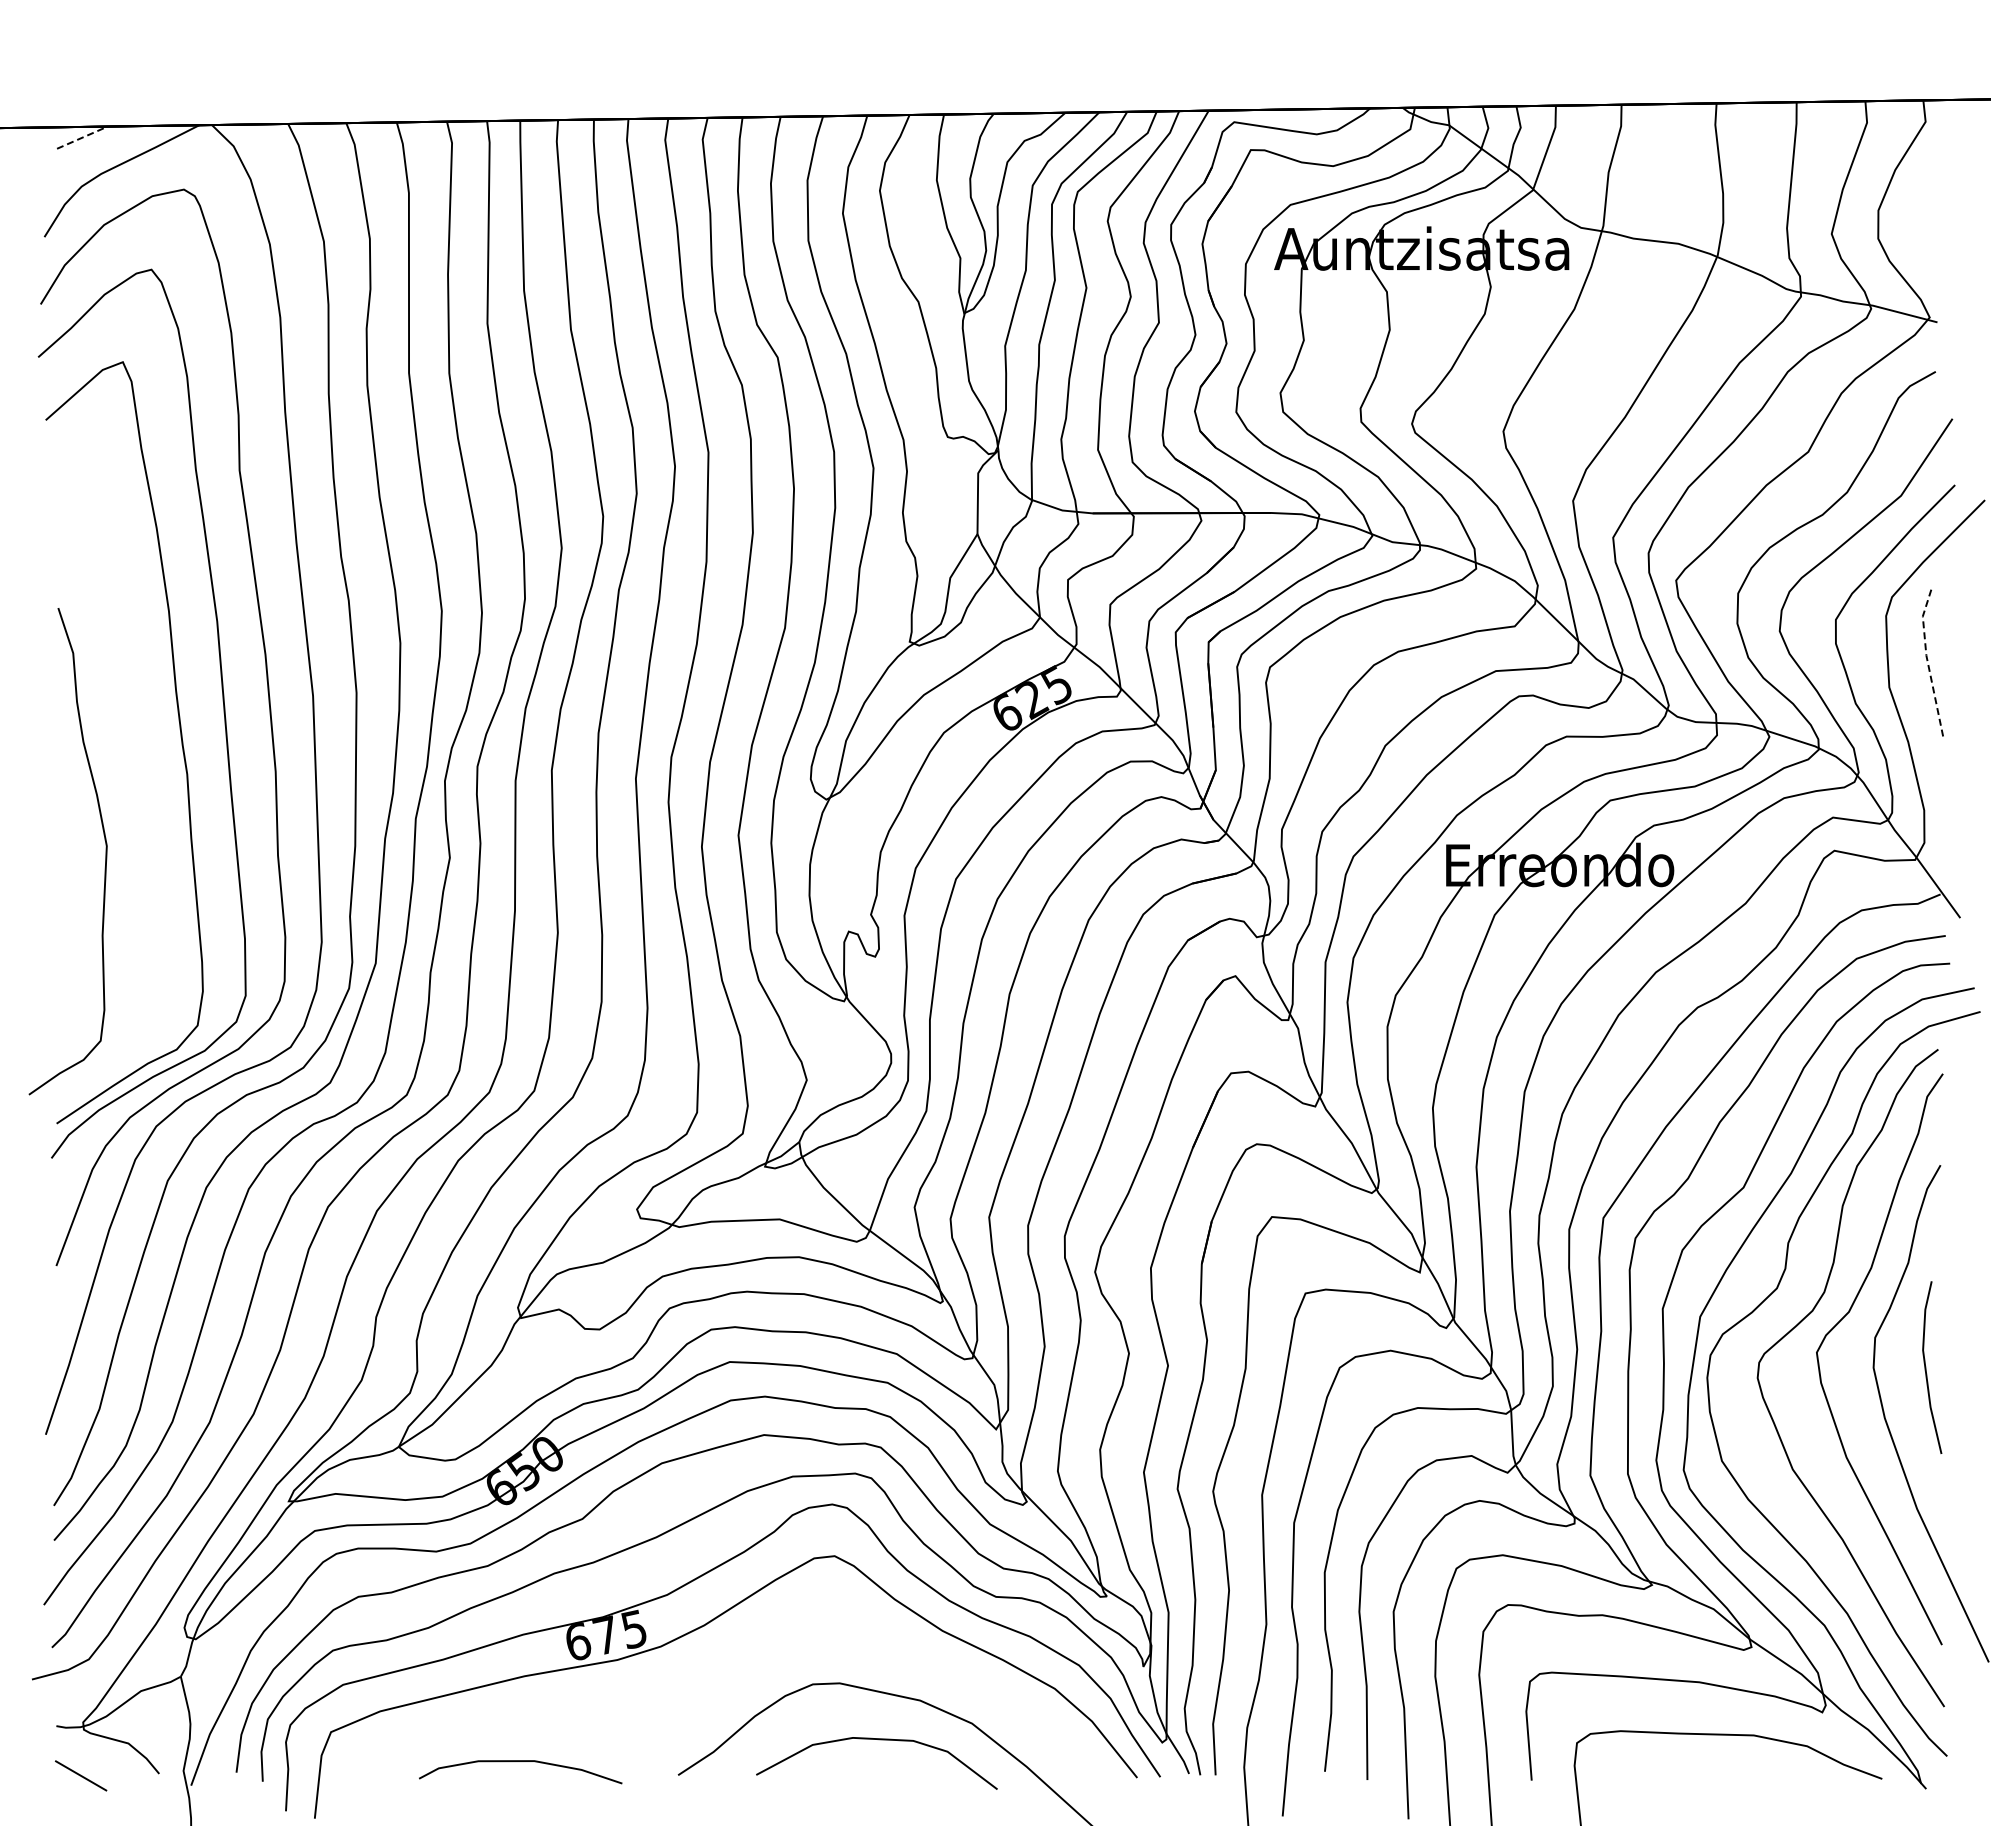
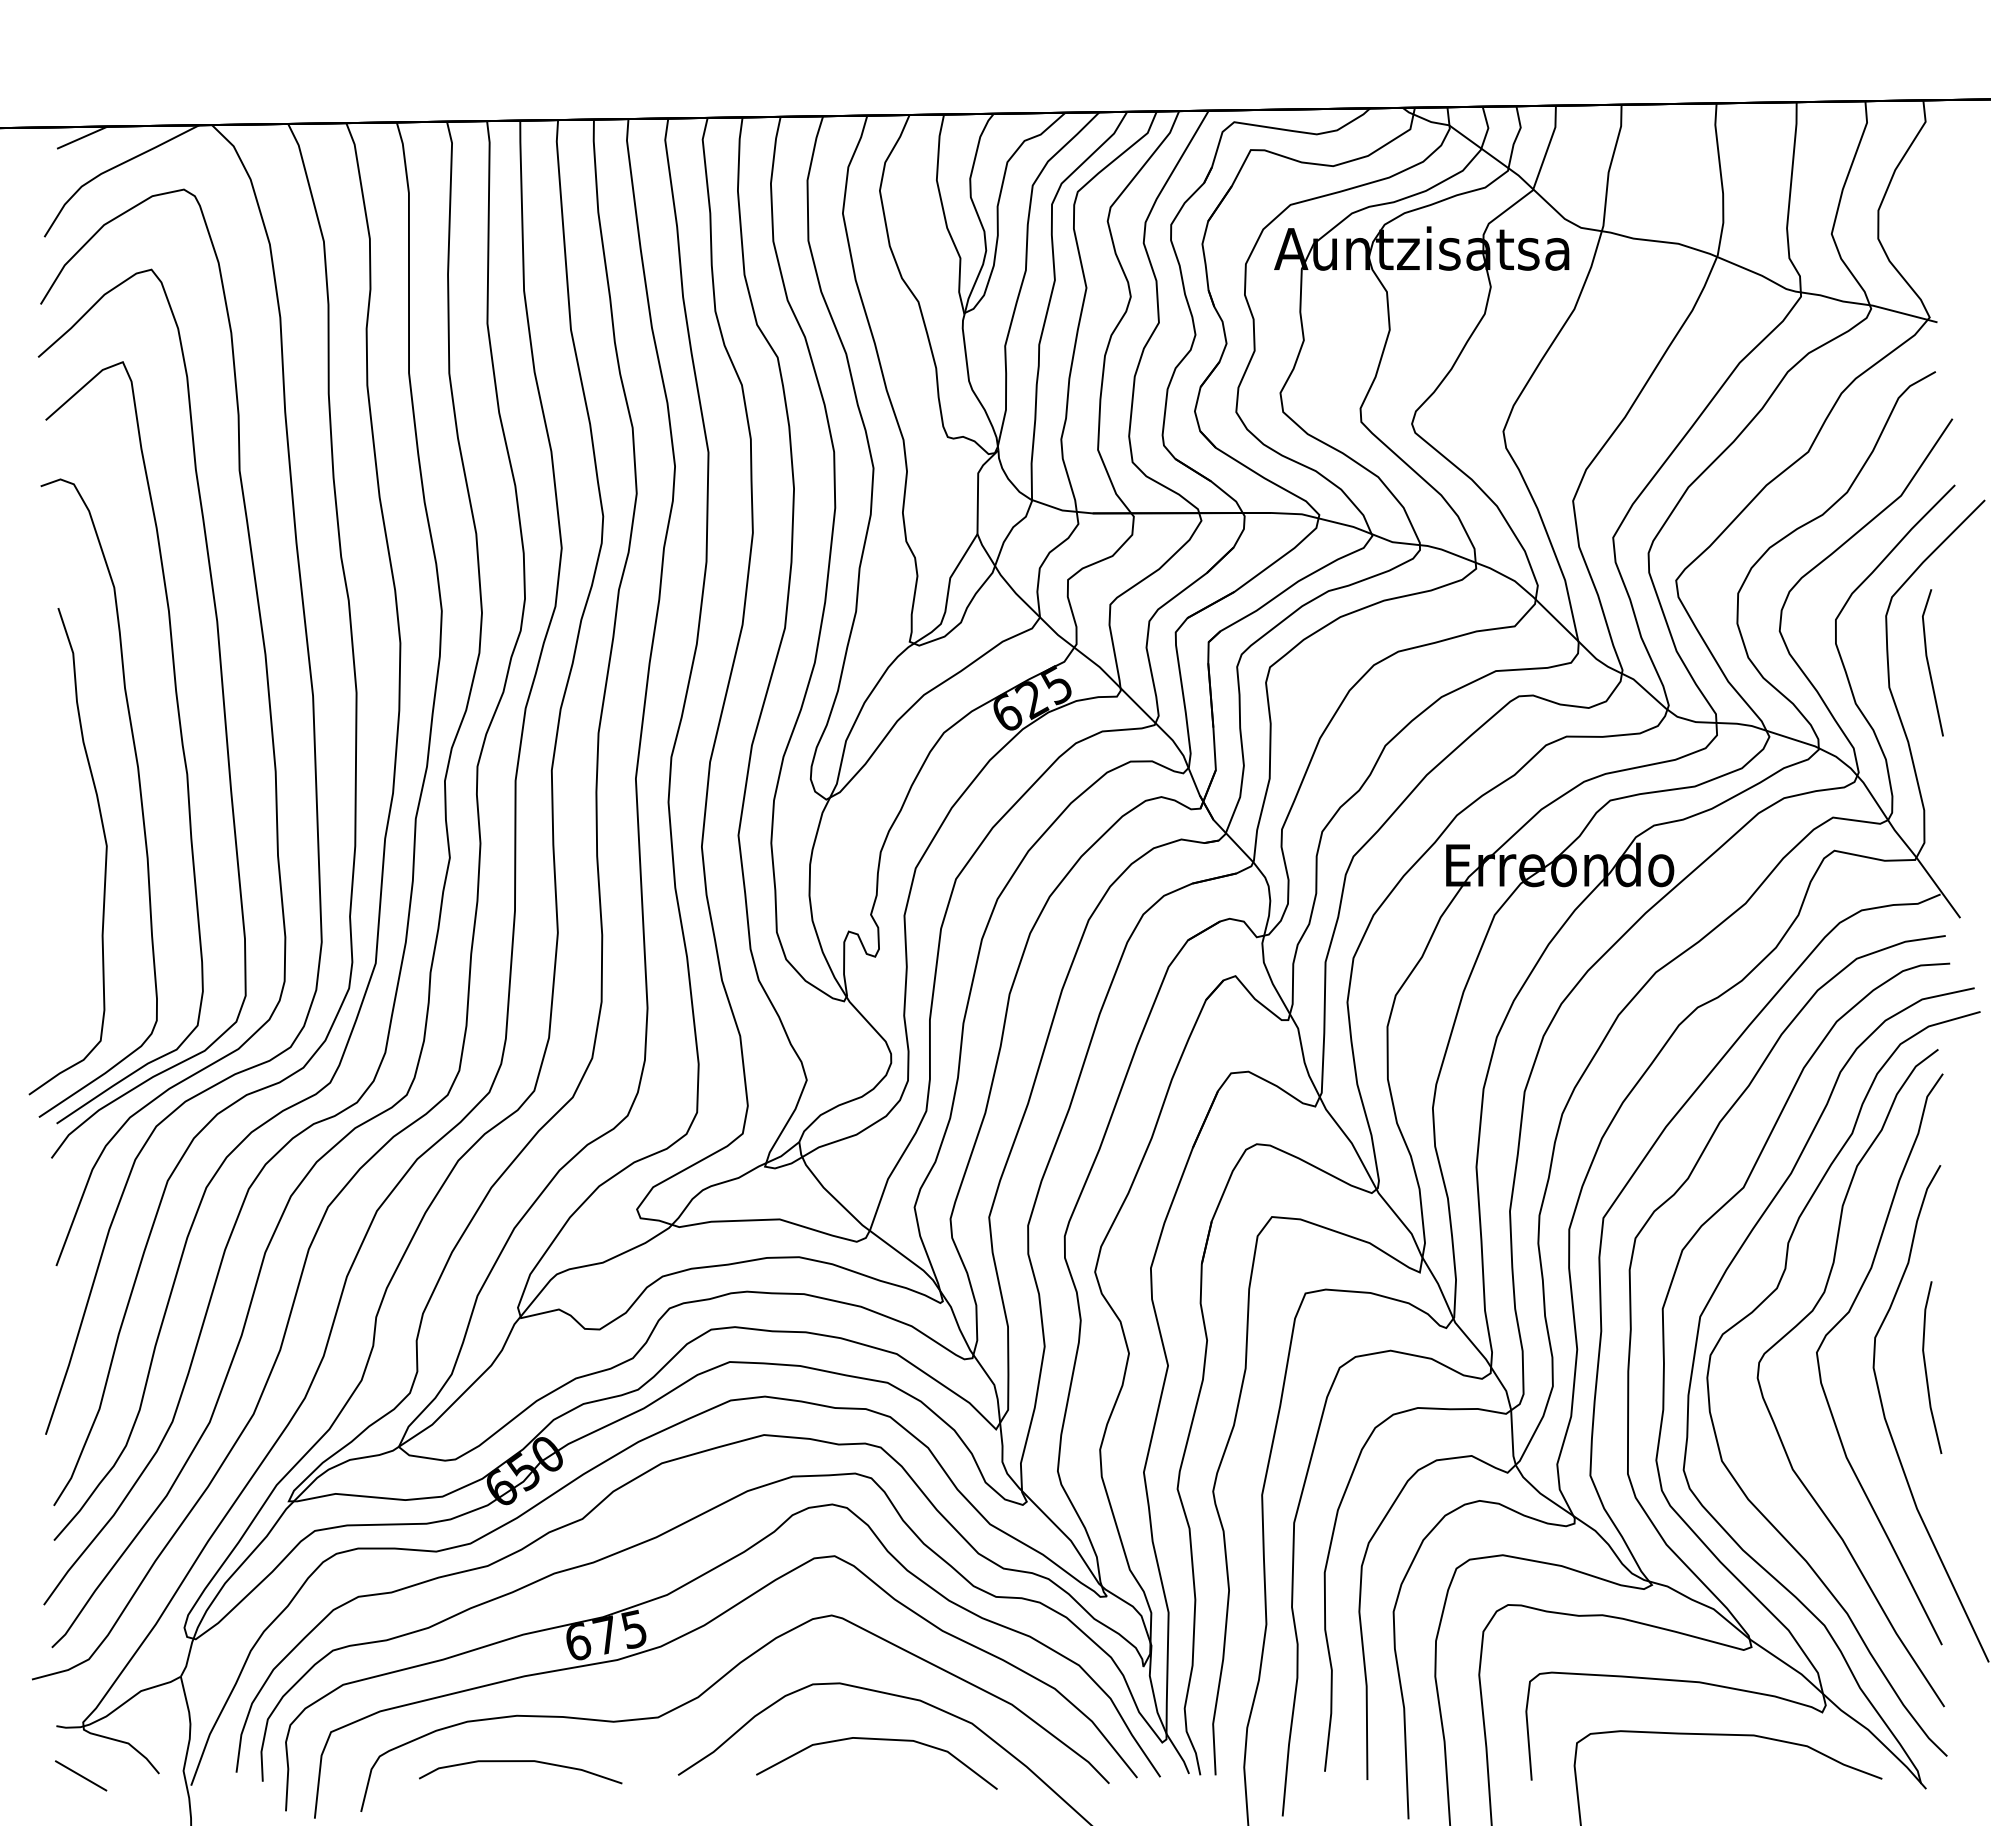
line: dashed -> solid (82, 137)
line: dashed -> solid (1927, 661)
curve: none -> present (139, 793)
curve: none -> present (714, 1685)
